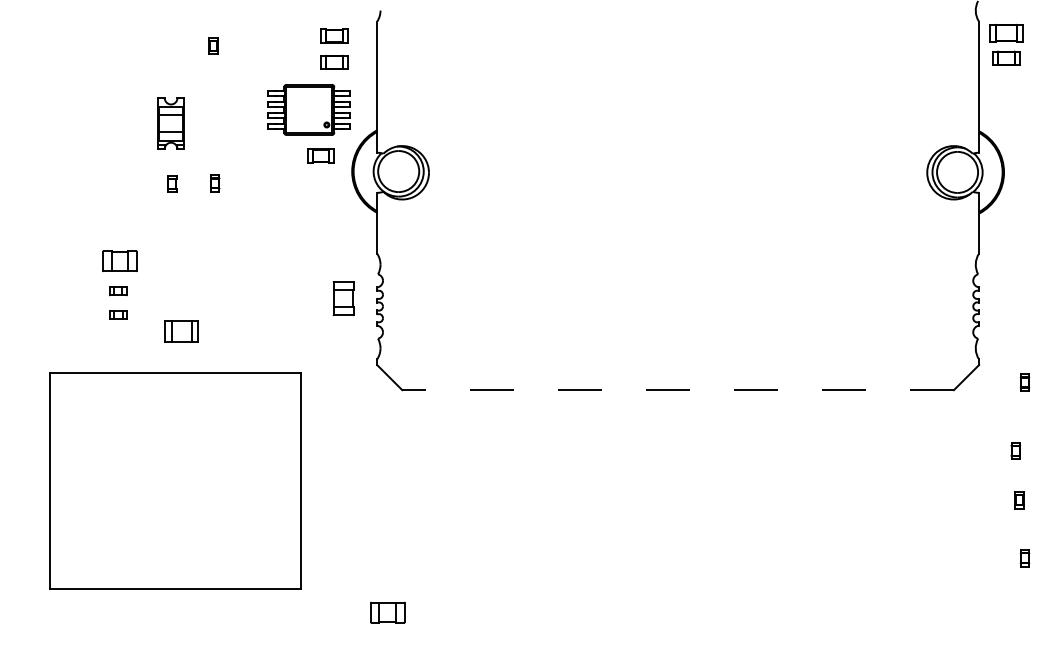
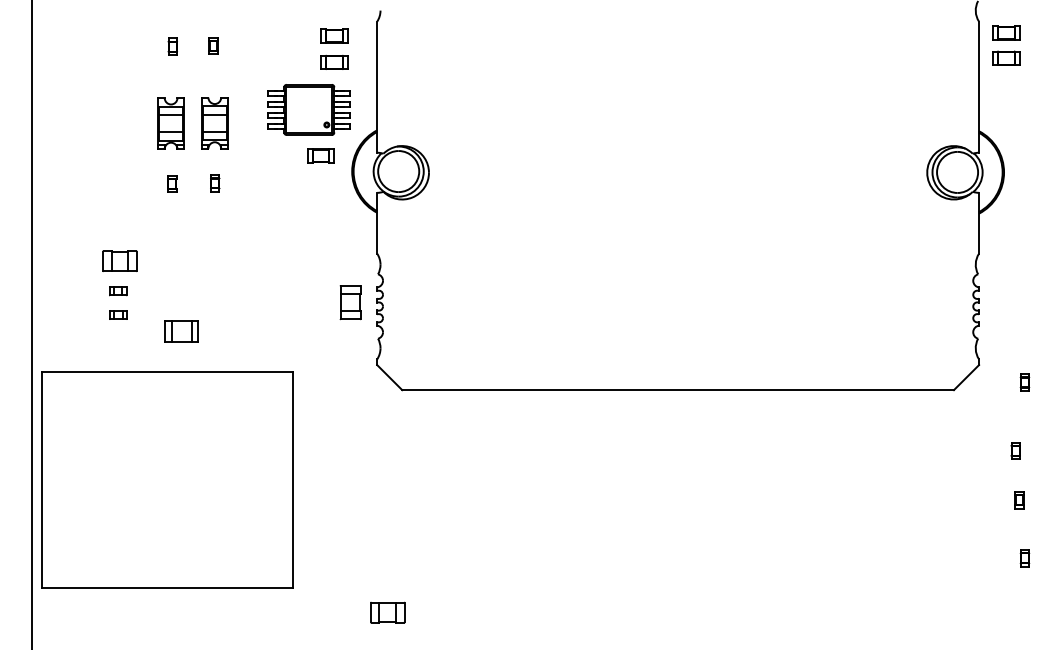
part size: 35x19 px -> 29x16 px (1006, 32)
part: none -> present (172, 46)
part: none -> present (214, 123)
part position: (343, 298) -> (350, 302) (350, 302)
line: none -> present (31, 324)
line: dashed -> solid (678, 390)
part position: (175, 480) -> (167, 479) (167, 479)
